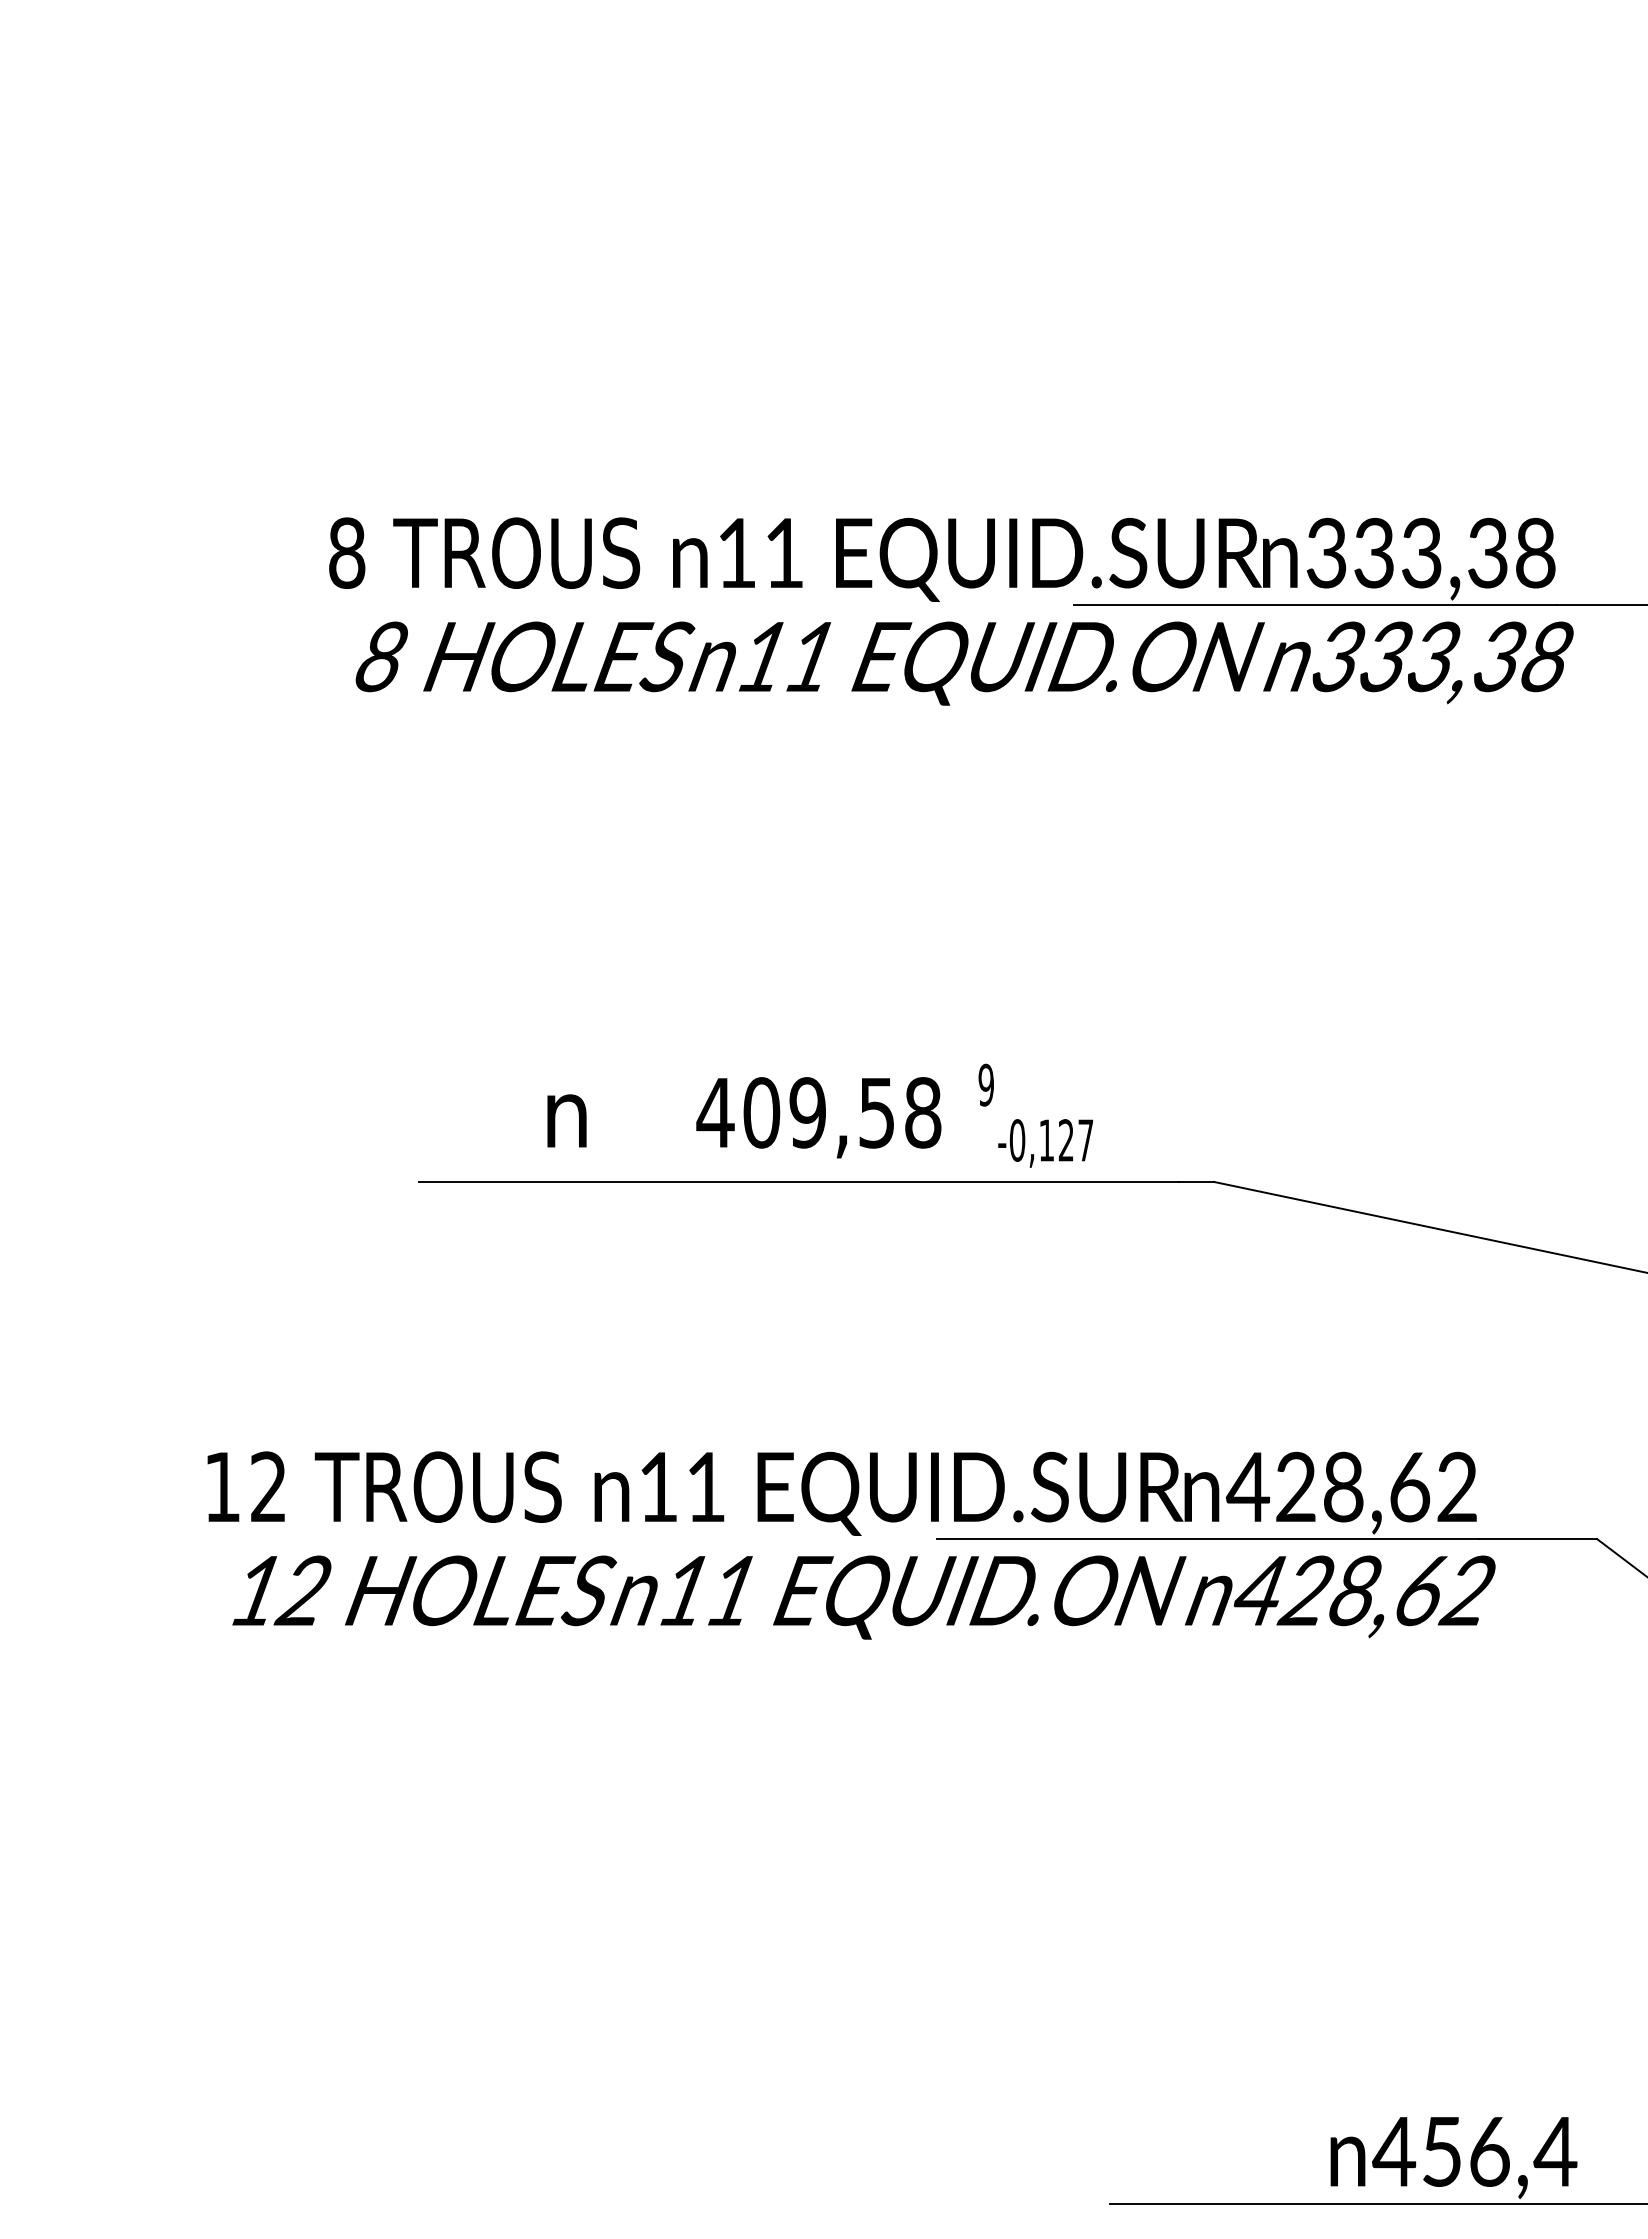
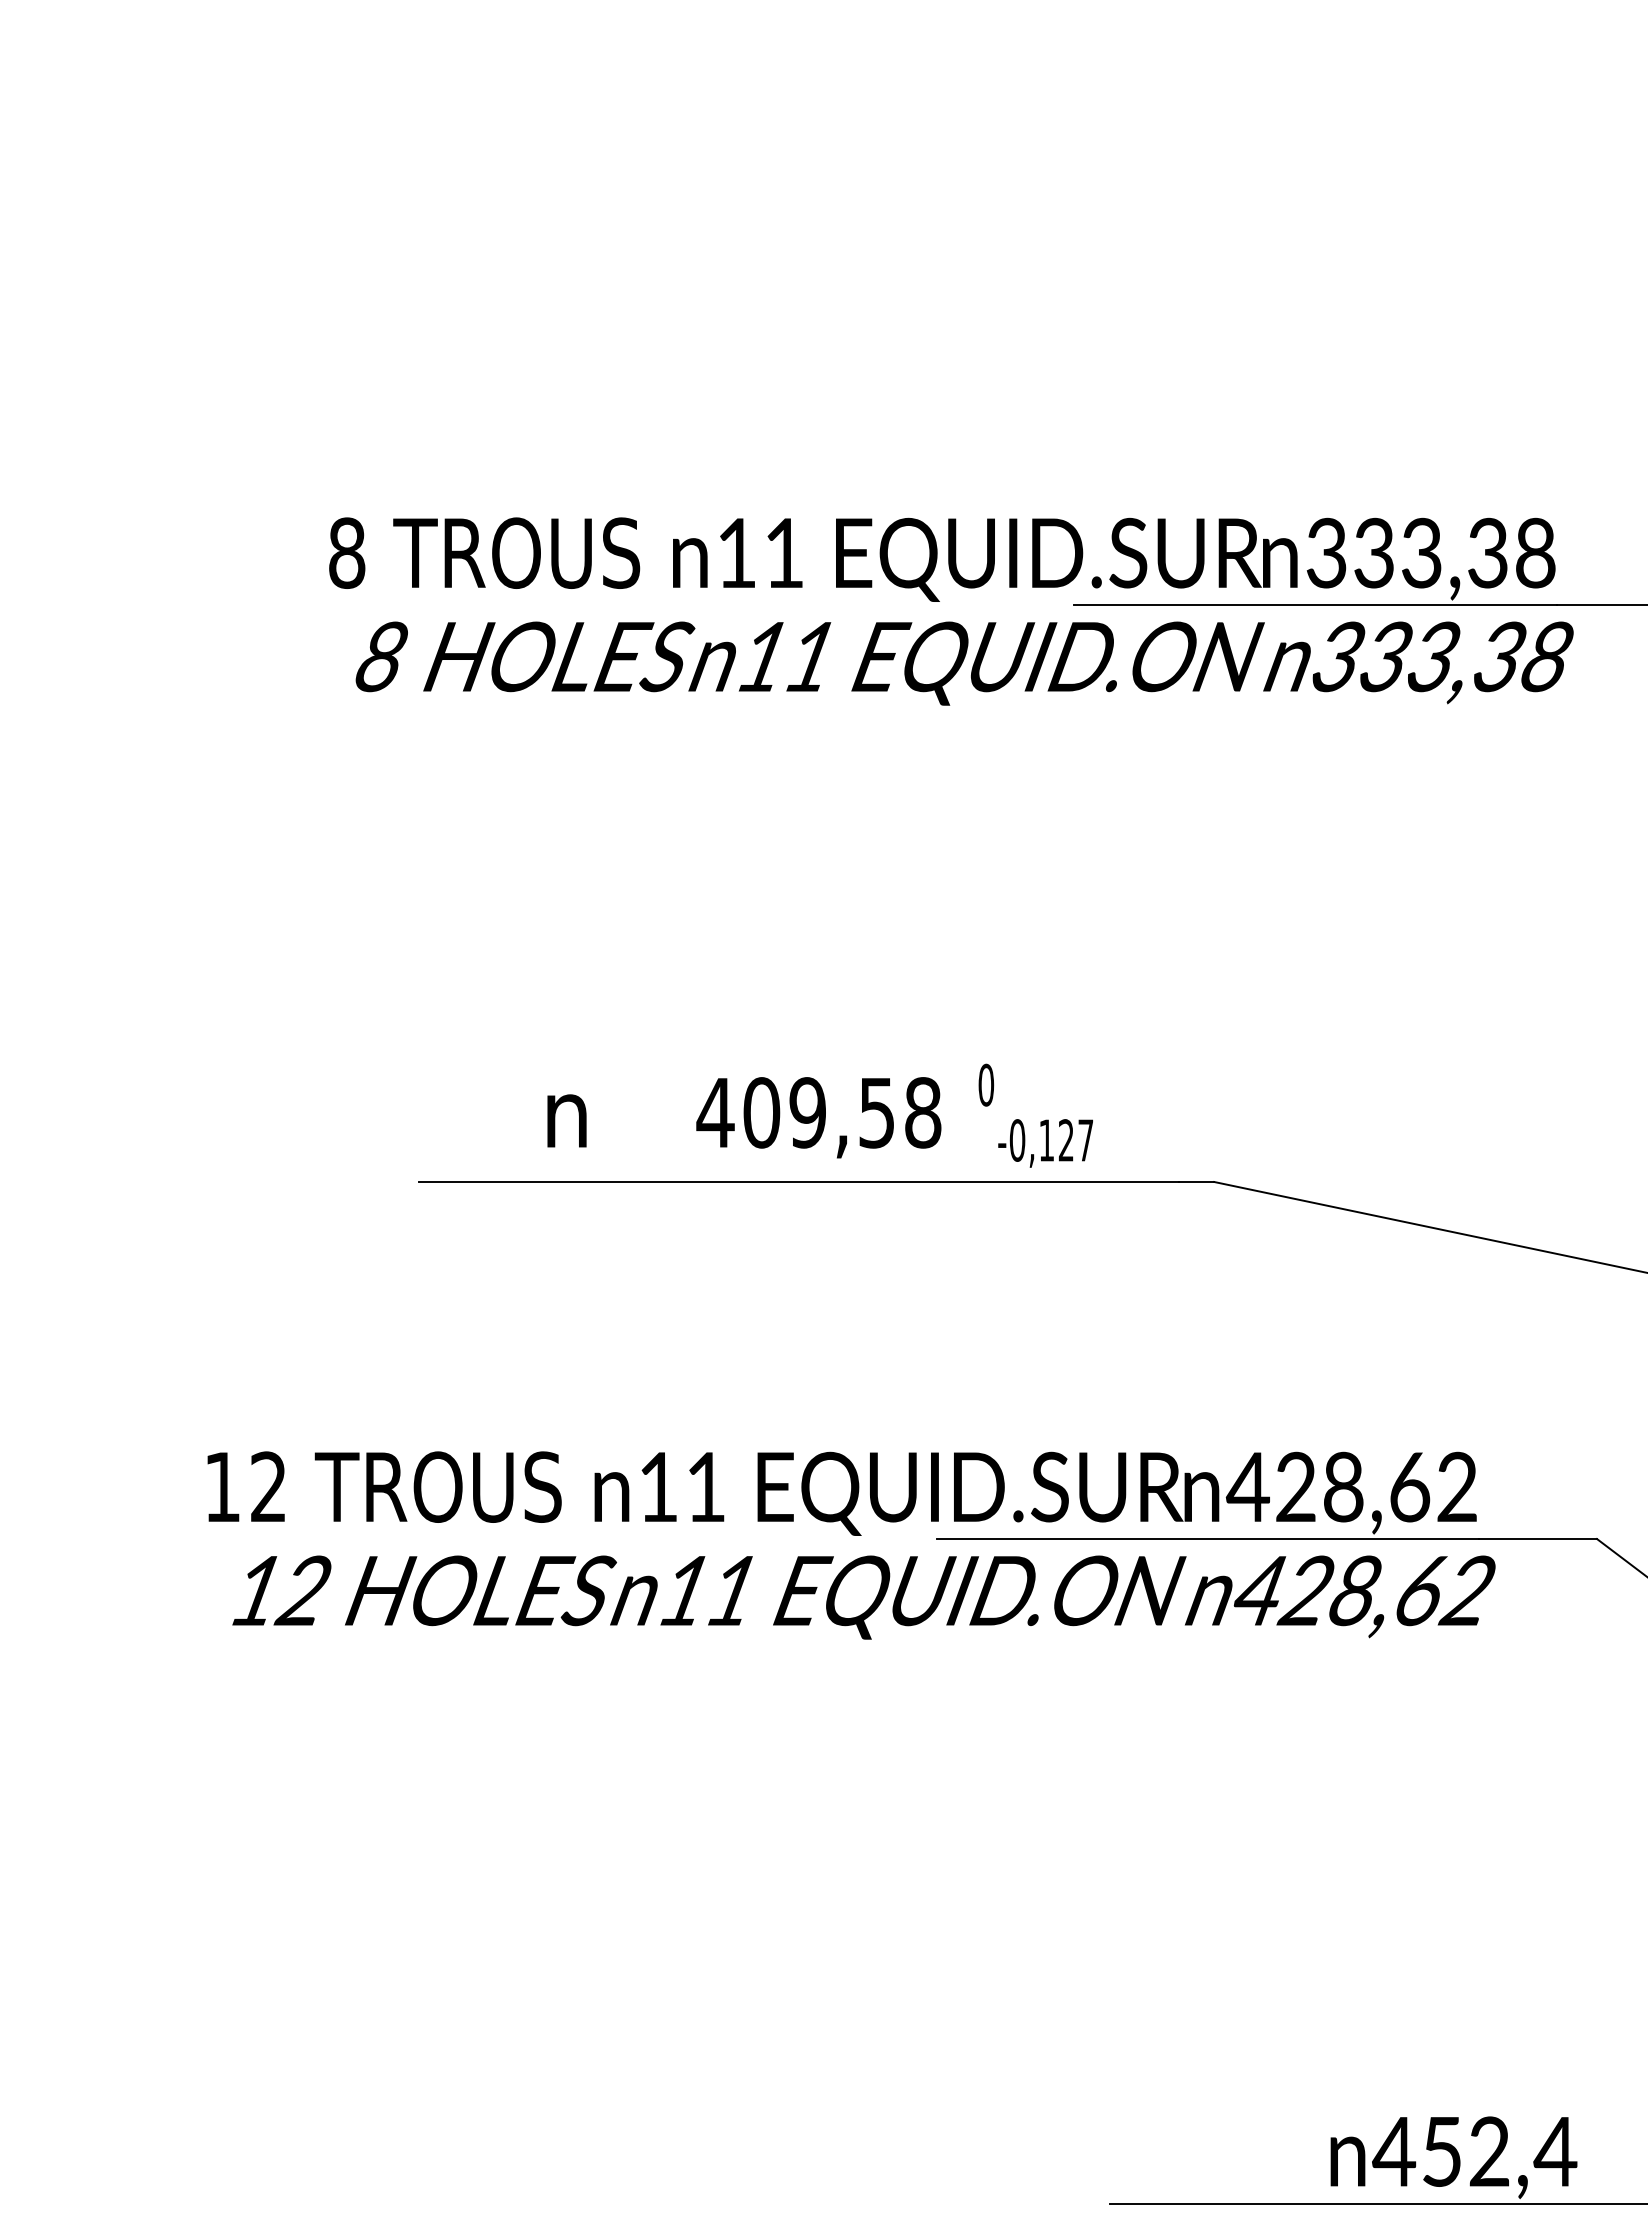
text: 9 -> 0 (986, 1085)
text: 456,4 -> 452,4 (1489, 2151)
